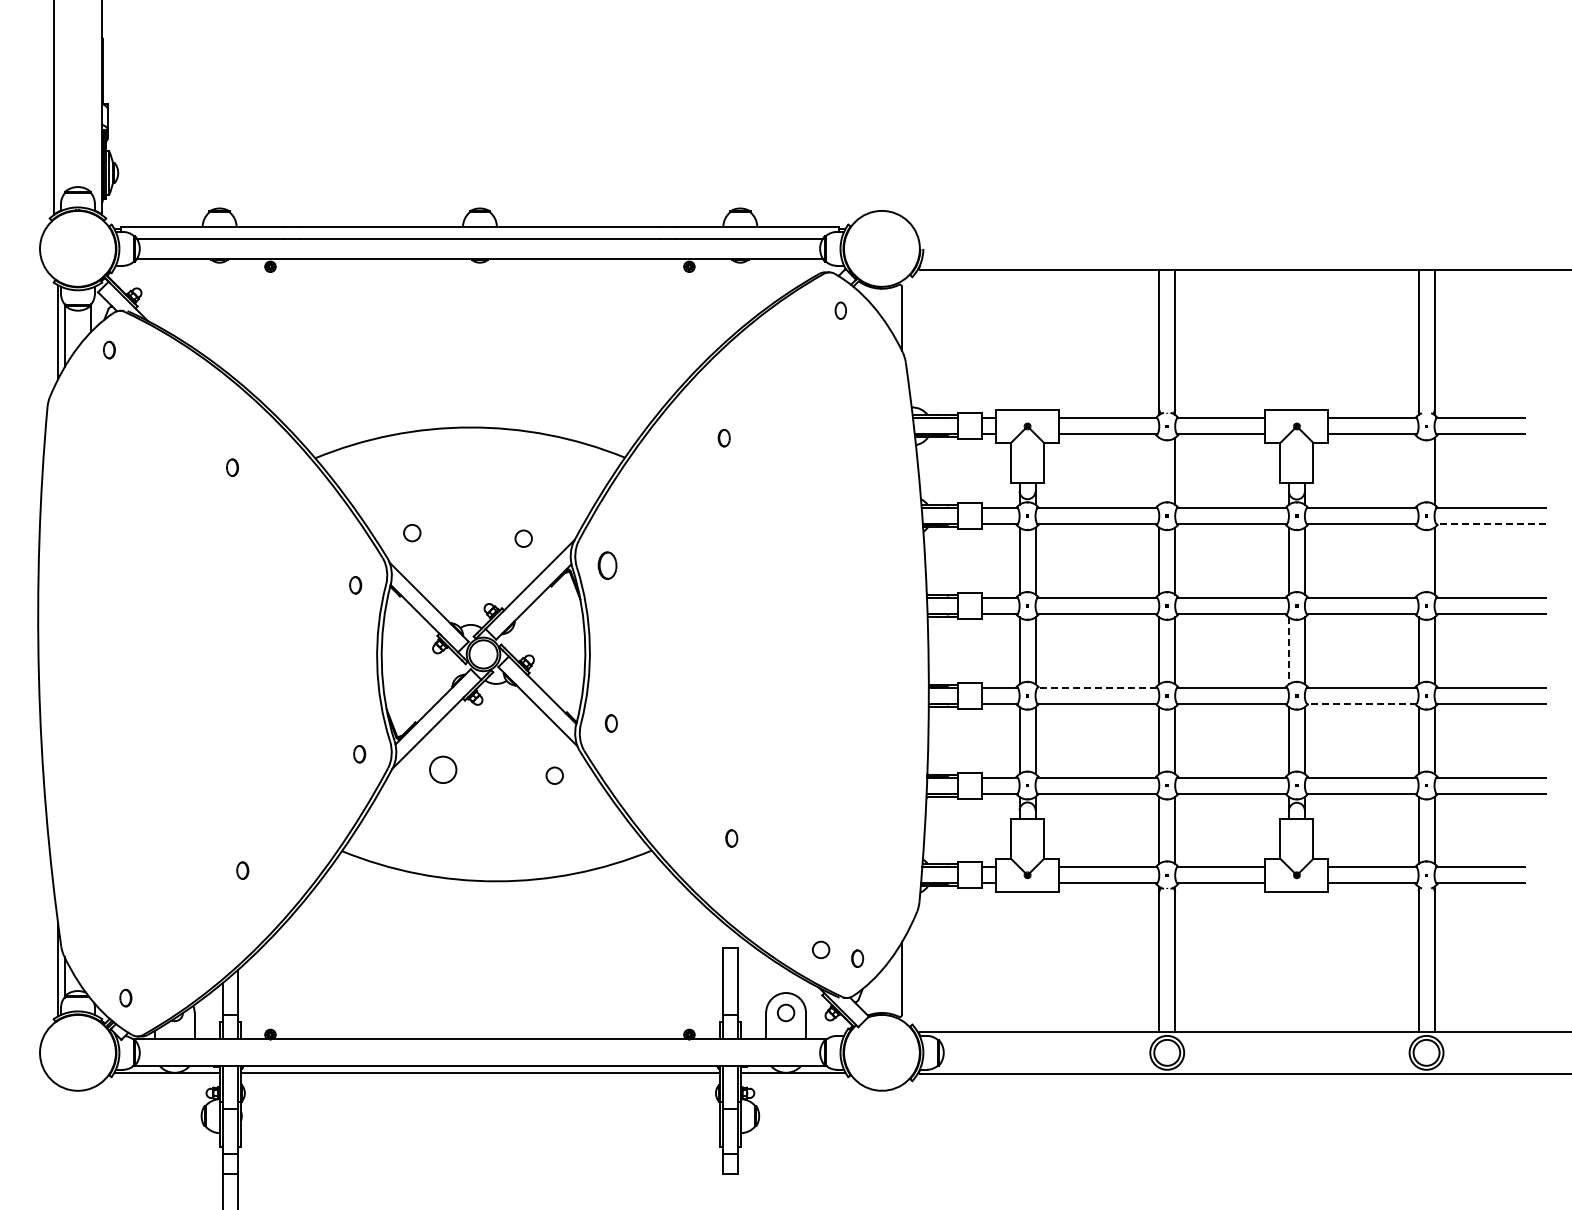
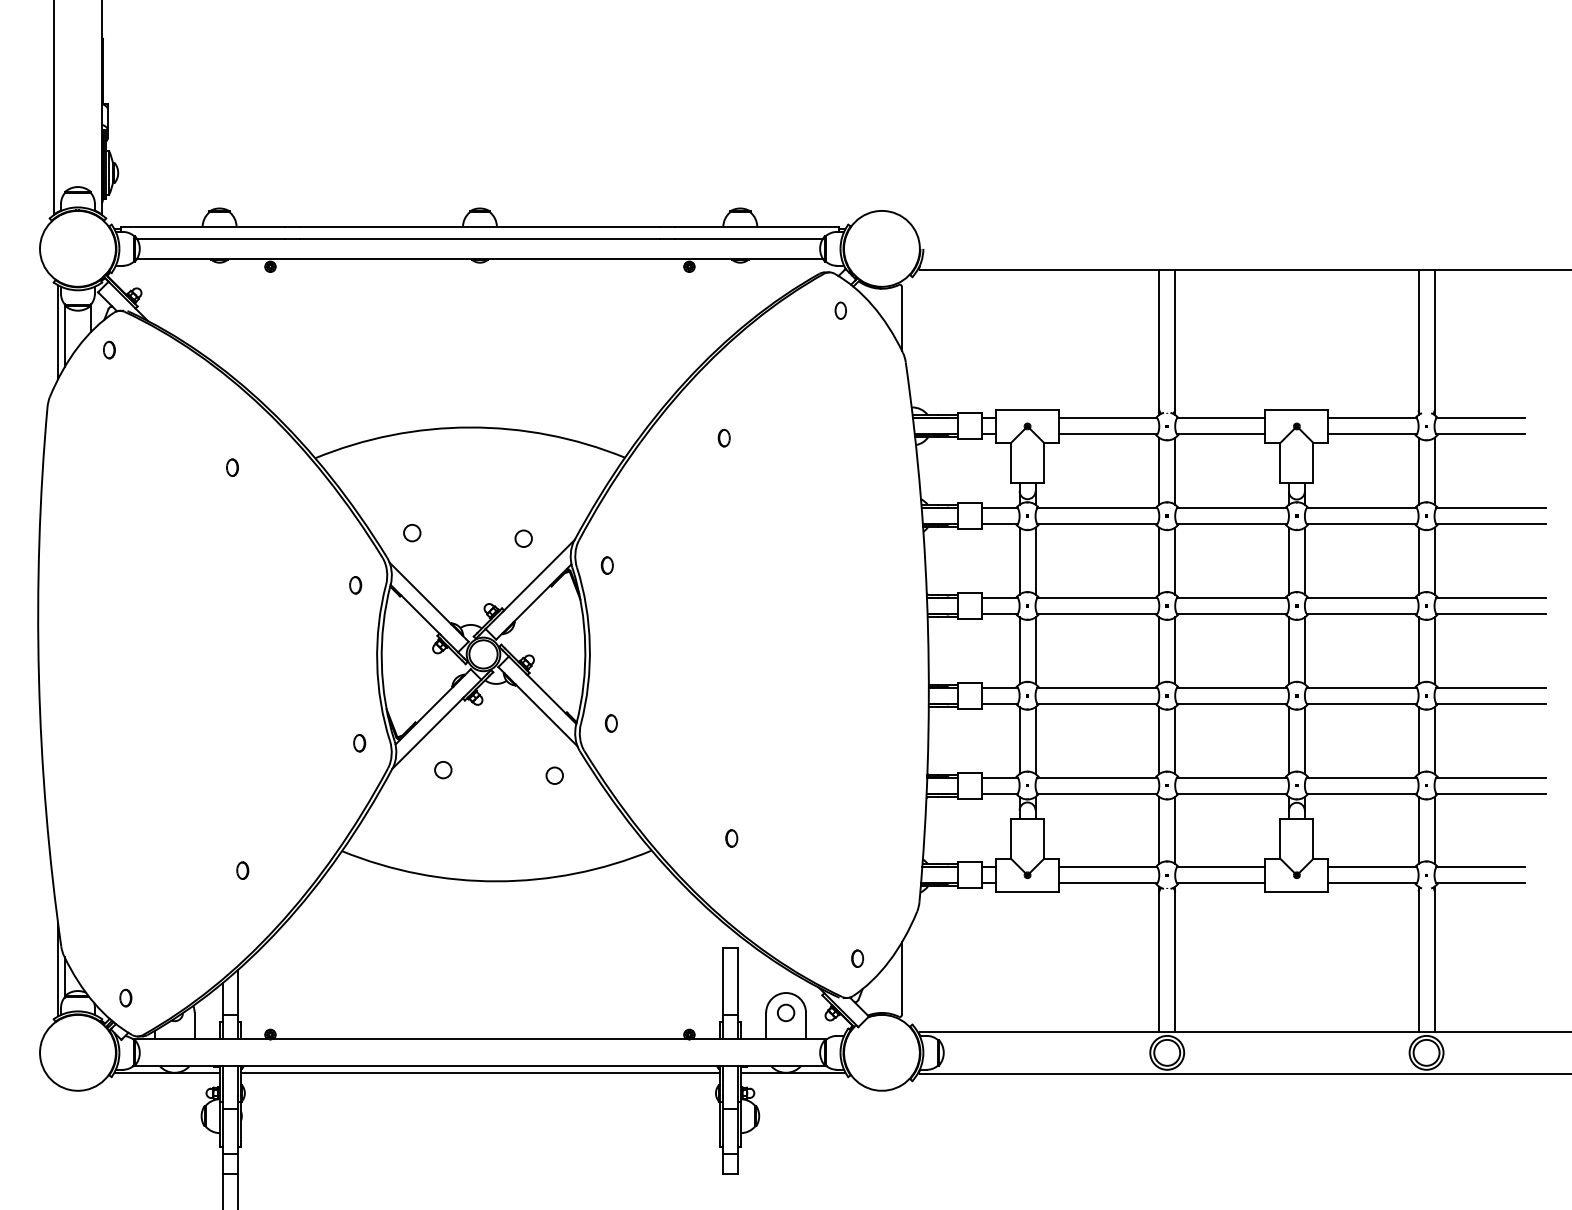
line: none -> present (1159, 470)
line: none -> present (1418, 470)
line: dashed -> solid (1491, 524)
line: none -> present (1418, 560)
part size: 21x29 px -> 14x19 px (606, 565)
line: dashed -> solid (1288, 651)
line: dashed -> solid (1097, 687)
line: dashed -> solid (1361, 703)
part position: (359, 754) -> (359, 743) (359, 743)
circle size: 29x29 px -> 19x19 px (443, 770)
circle: present -> none (821, 949)
